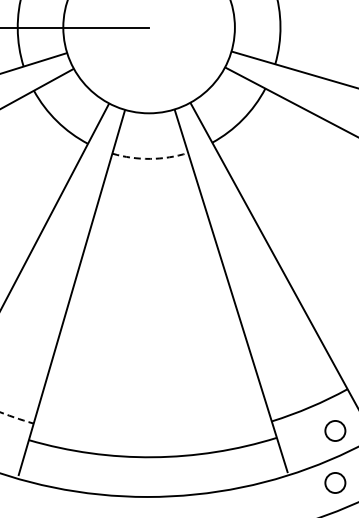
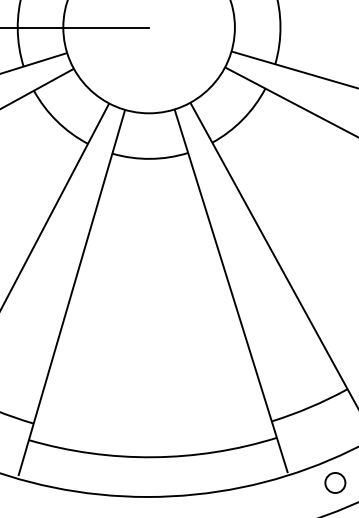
arc: dashed -> solid (150, 158)
arc: dashed -> solid (16, 418)
circle: present -> none (335, 430)
